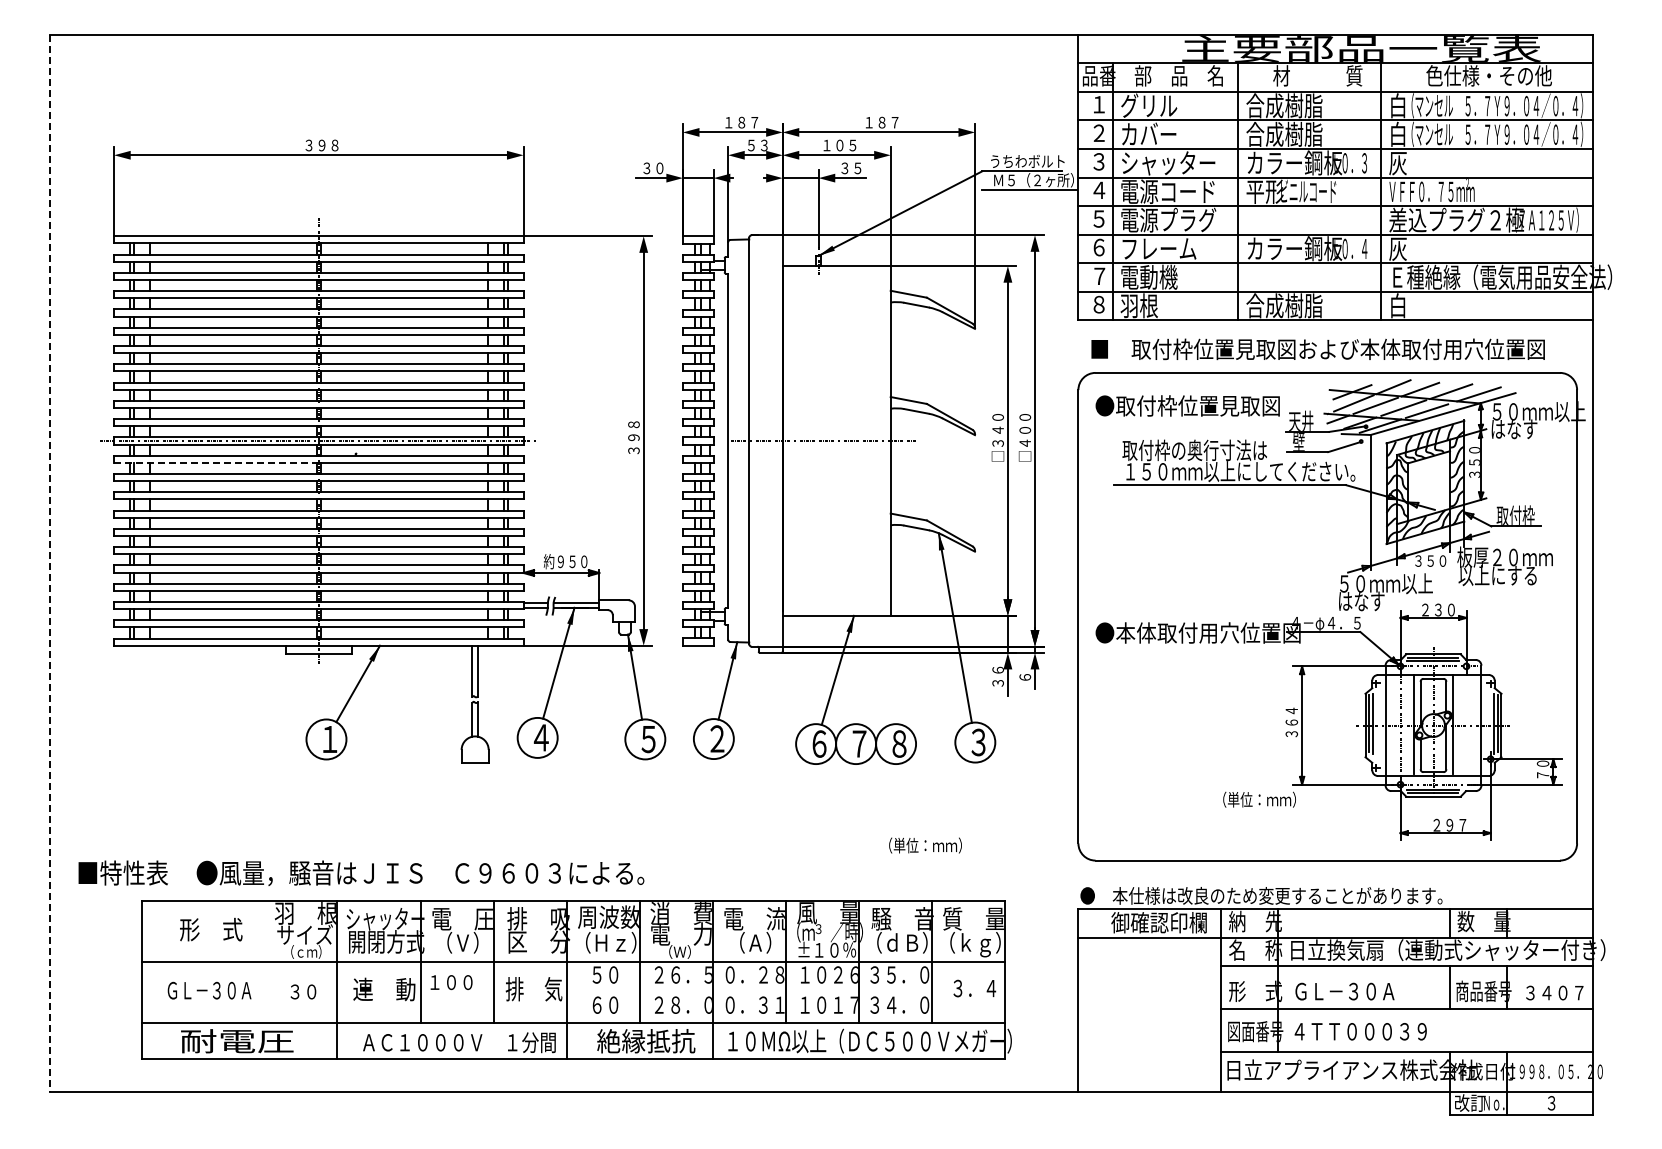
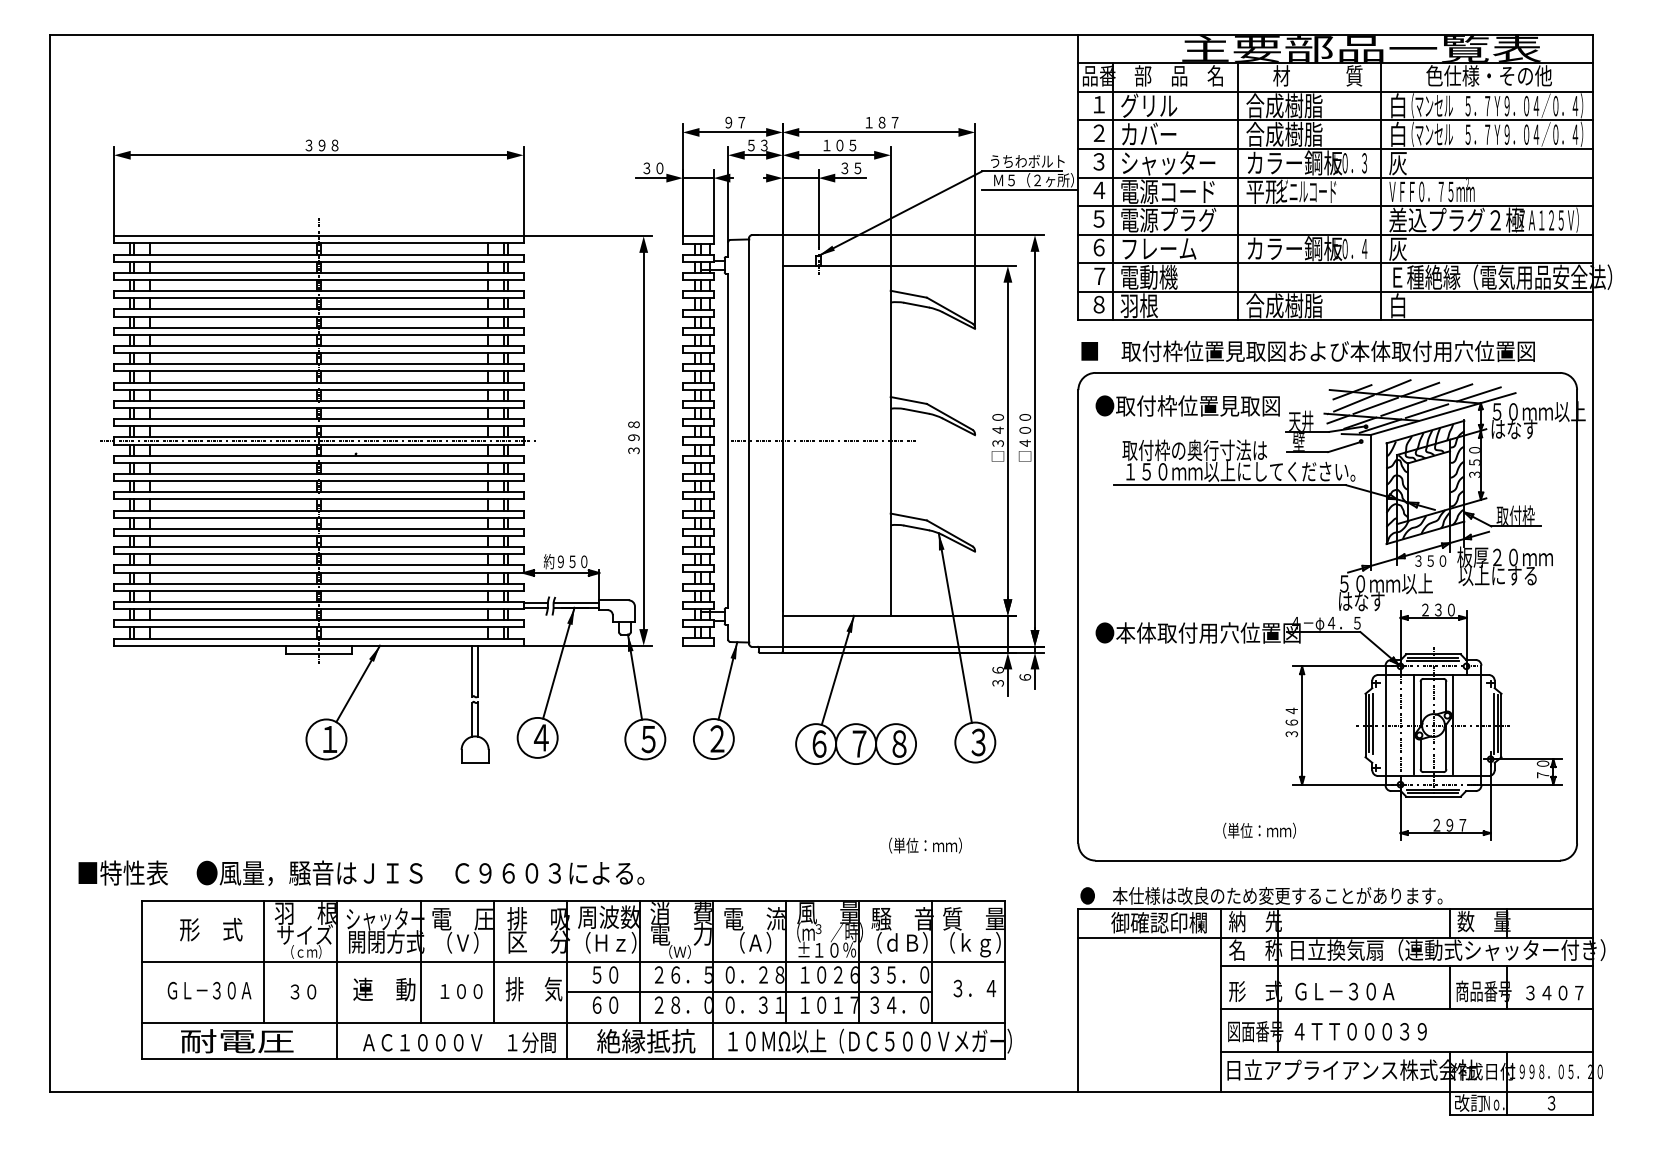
text: １８７ -> ９７ (741, 122)
text position: (1317, 349) -> (1307, 351) (1307, 351)
line: dashed -> solid (215, 462)
line: dashed -> solid (49, 563)
text position: (1259, 799) -> (1259, 830) (1259, 830)
line: none -> present (263, 961)
text position: (451, 982) -> (461, 991) (461, 991)
line: none -> present (749, 992)
